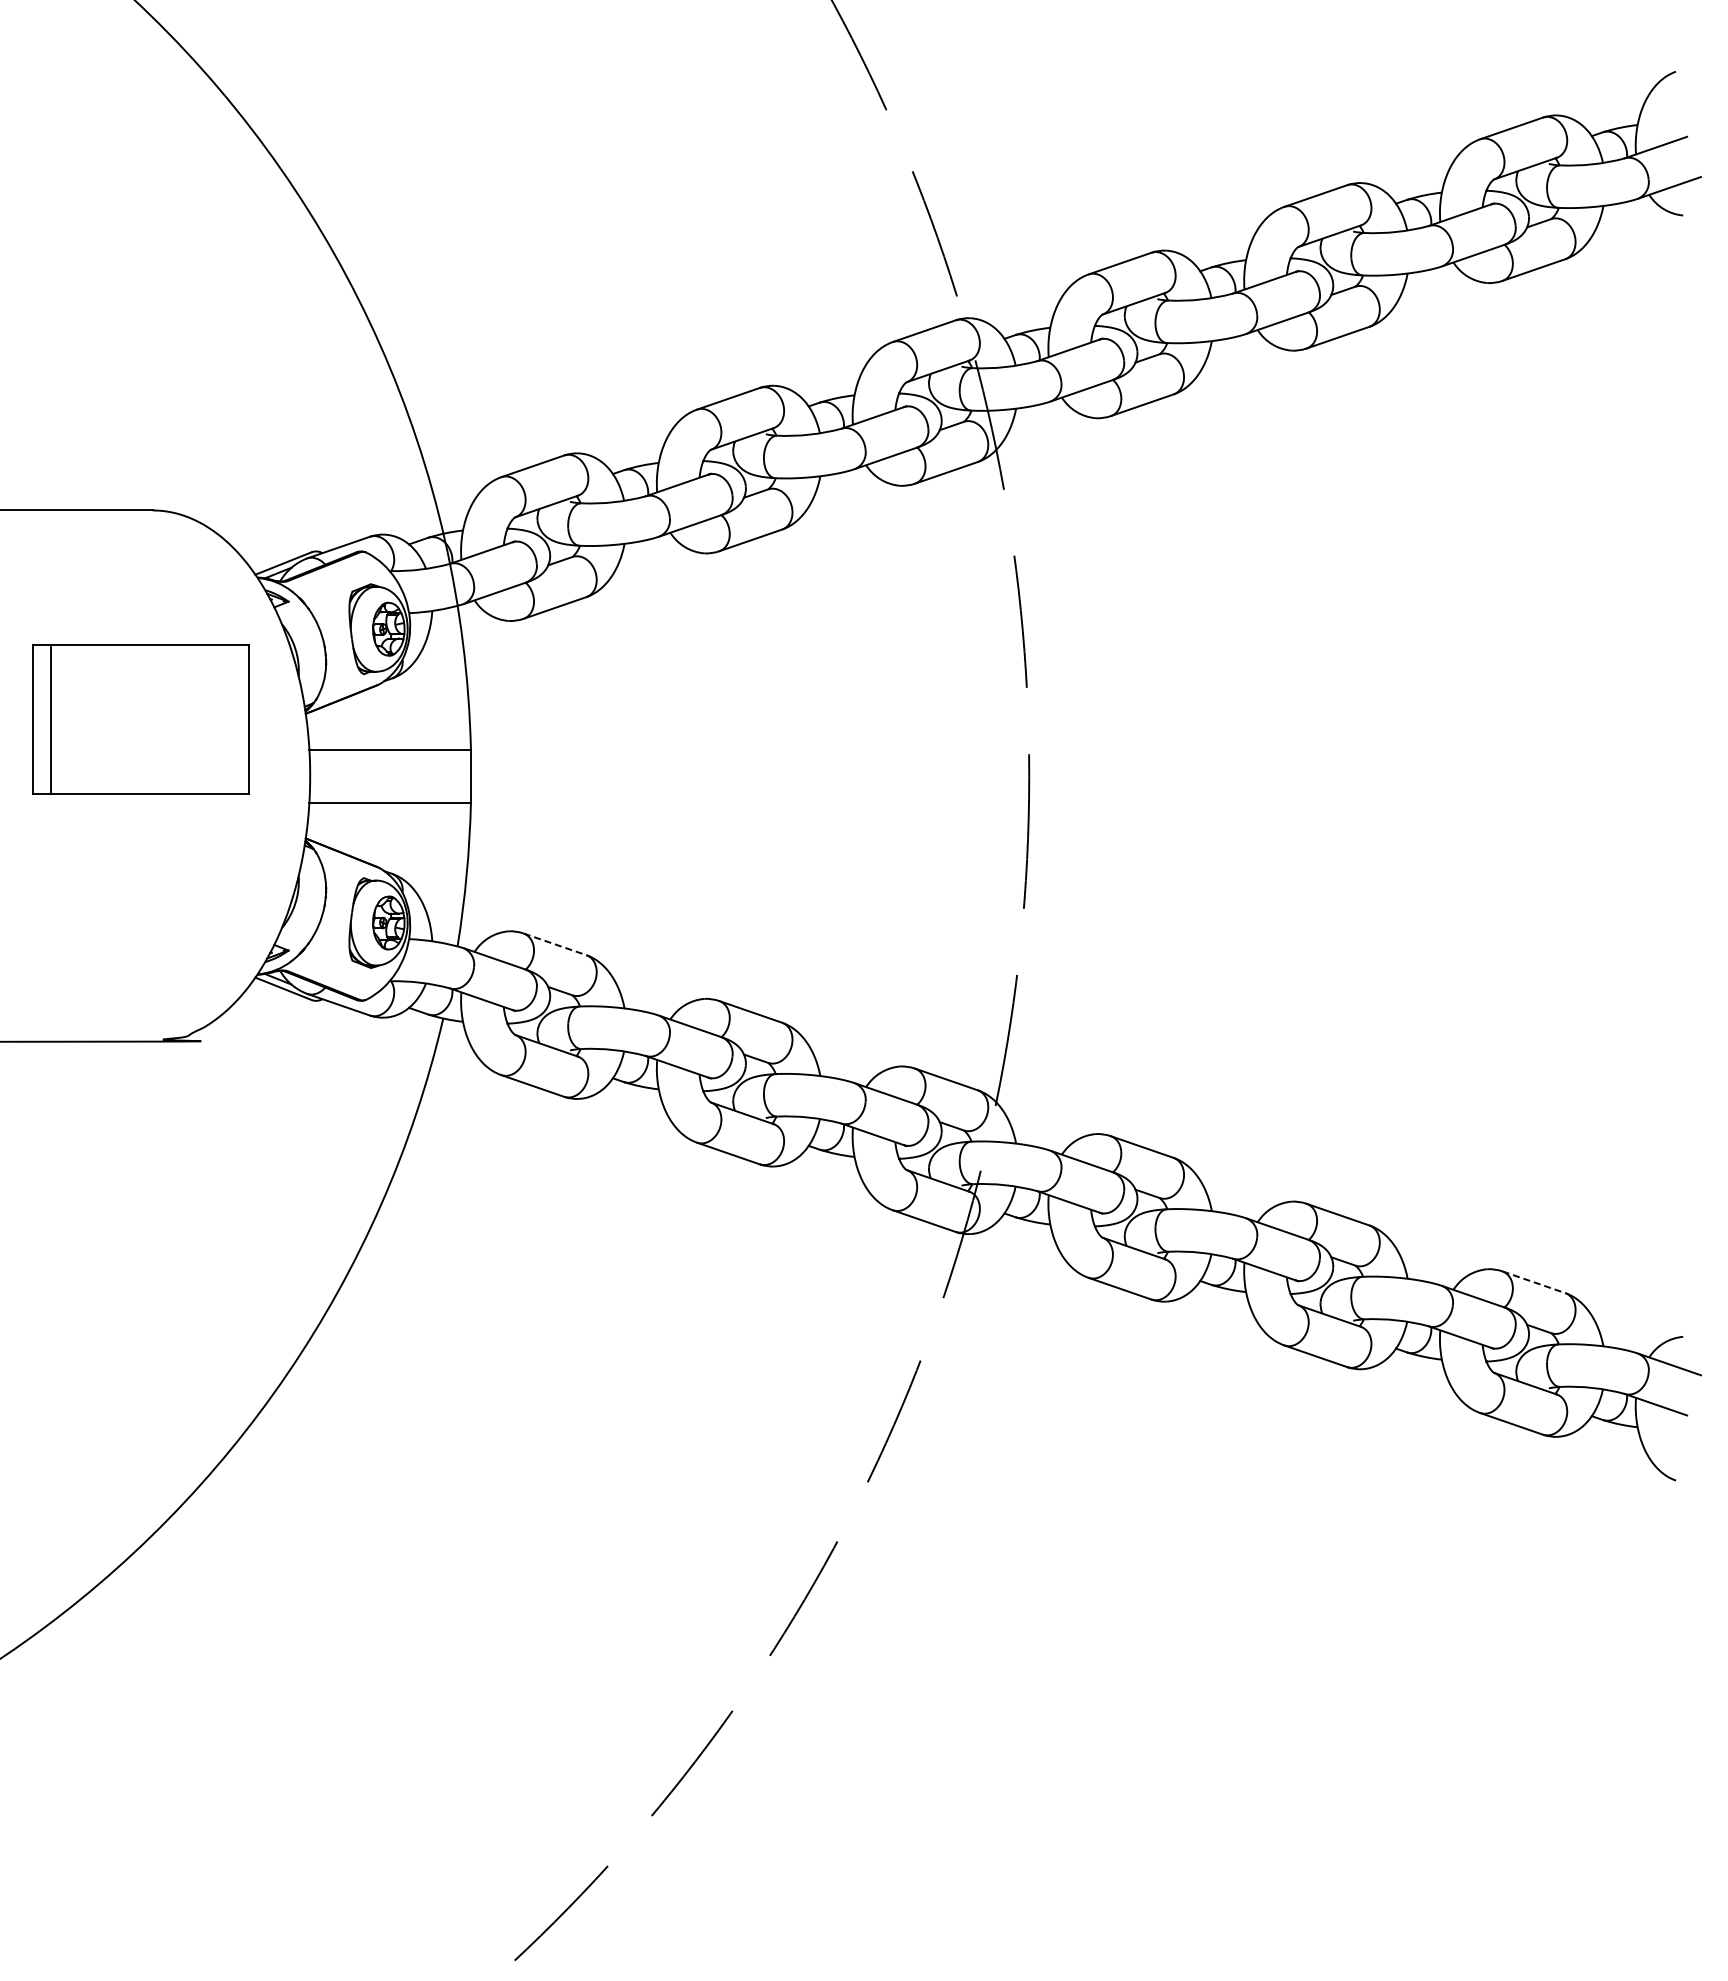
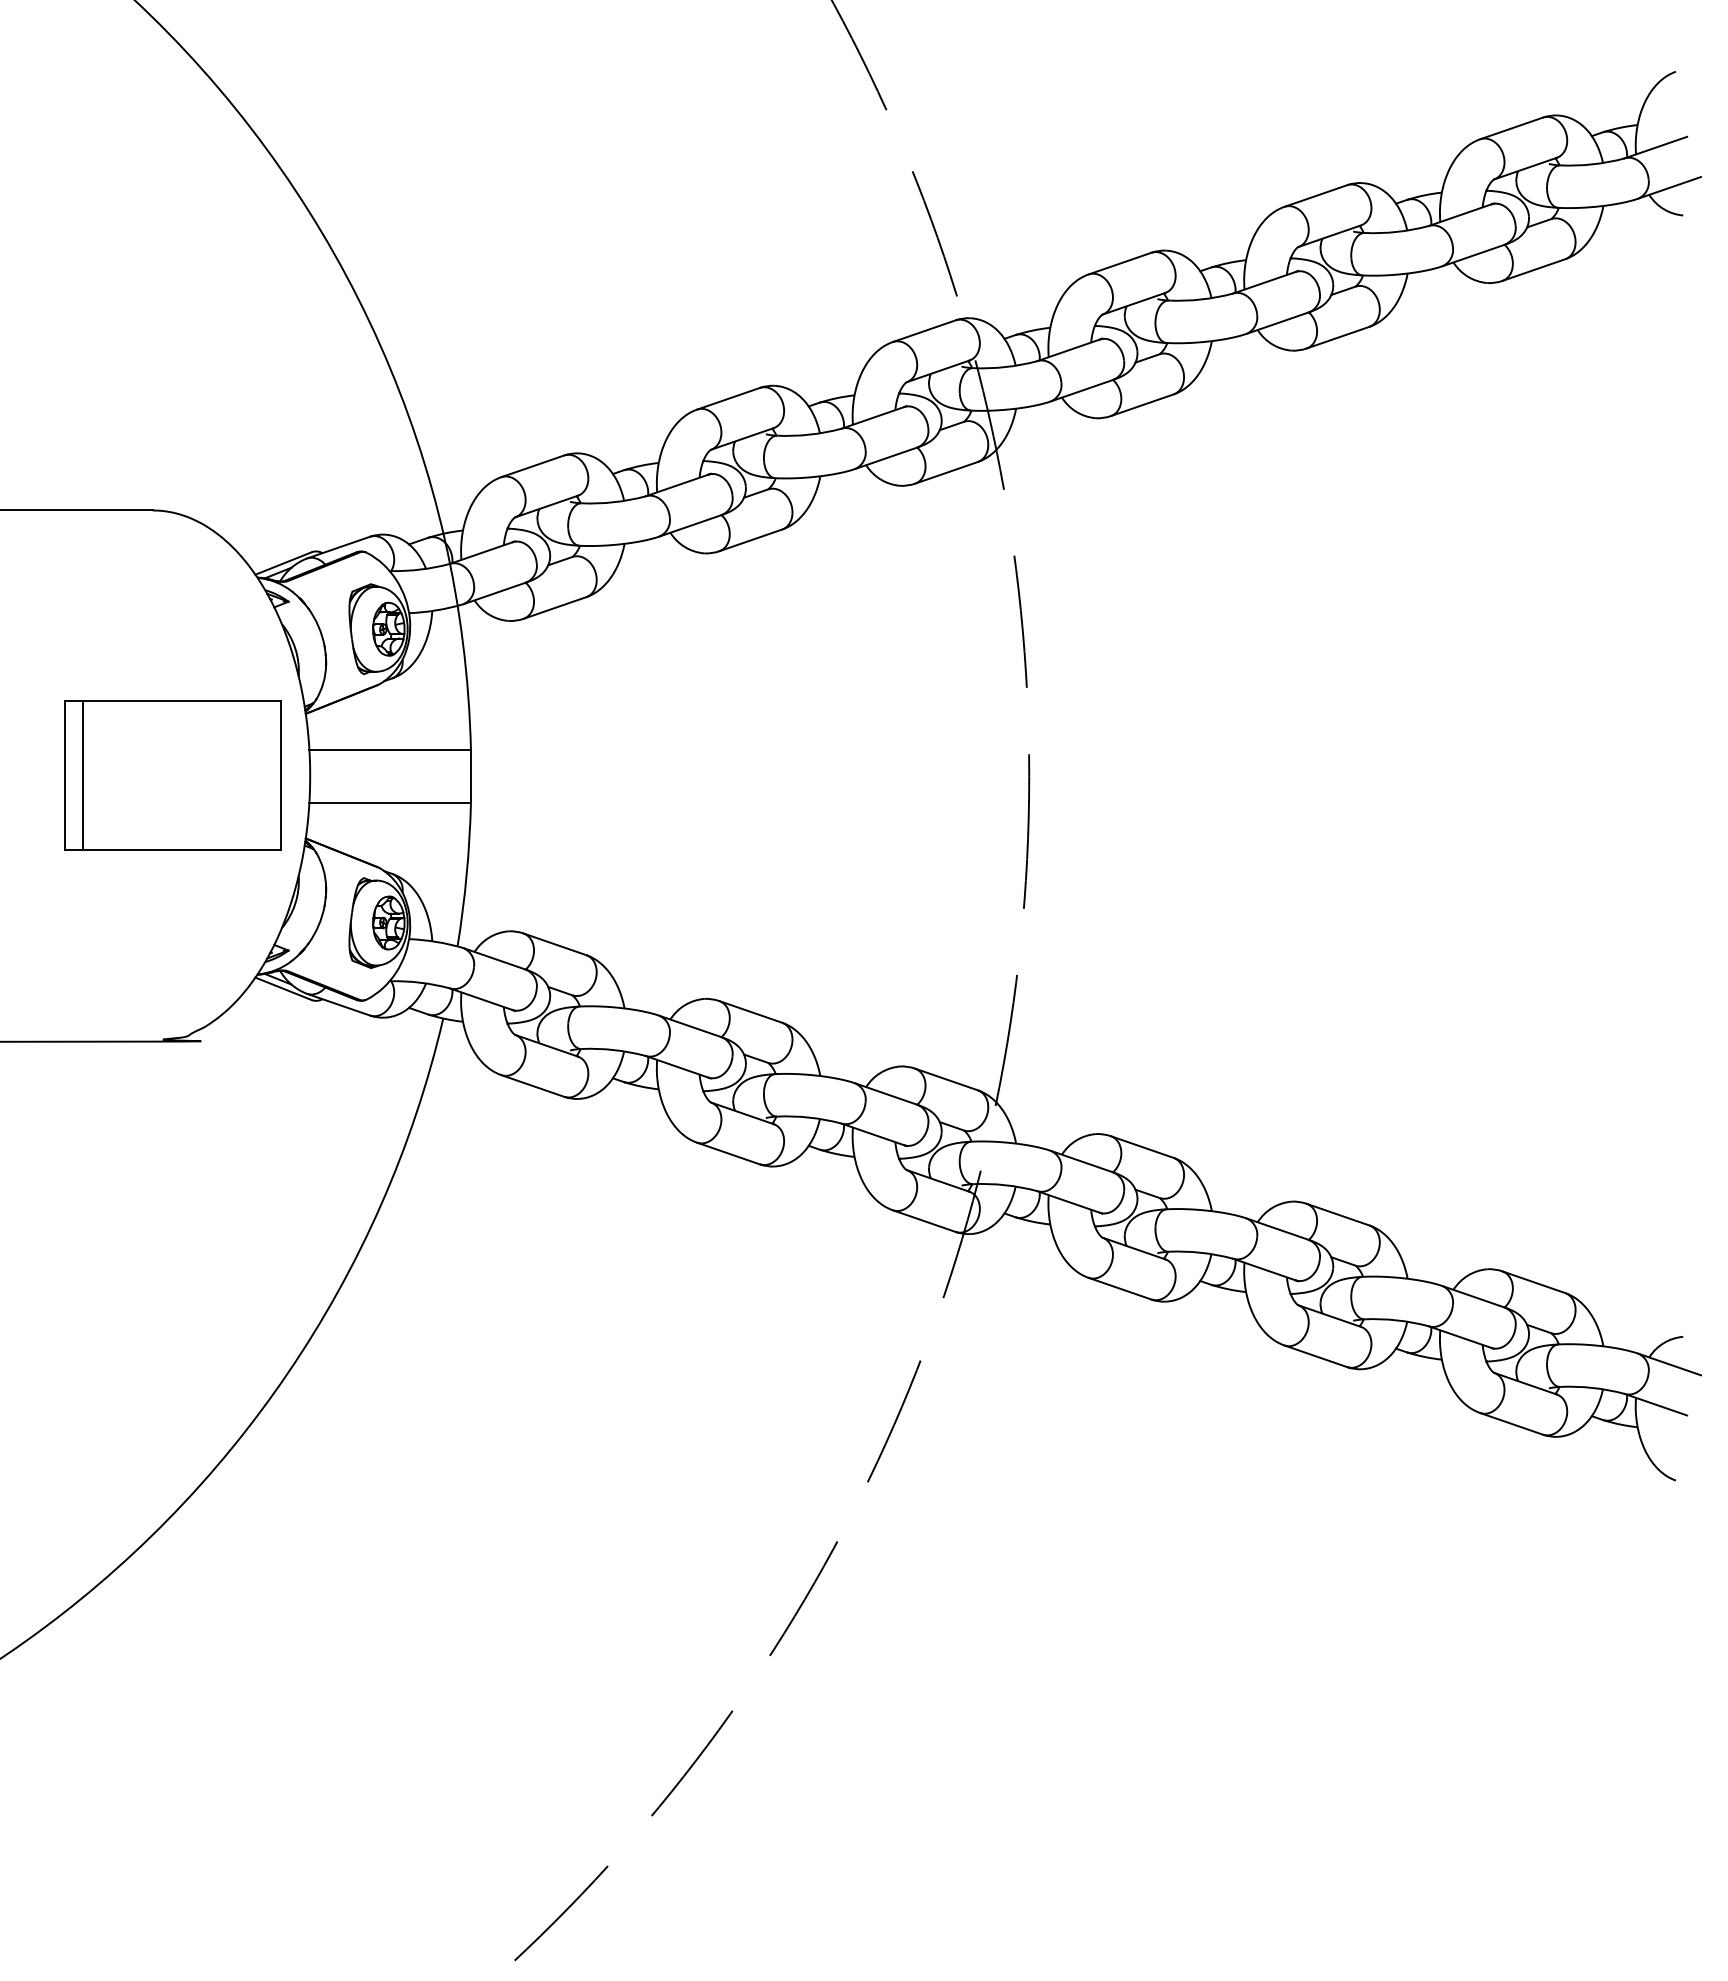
part position: (140, 719) -> (172, 775) (172, 775)
line: dashed -> solid (555, 944)
line: dashed -> solid (1534, 1282)
